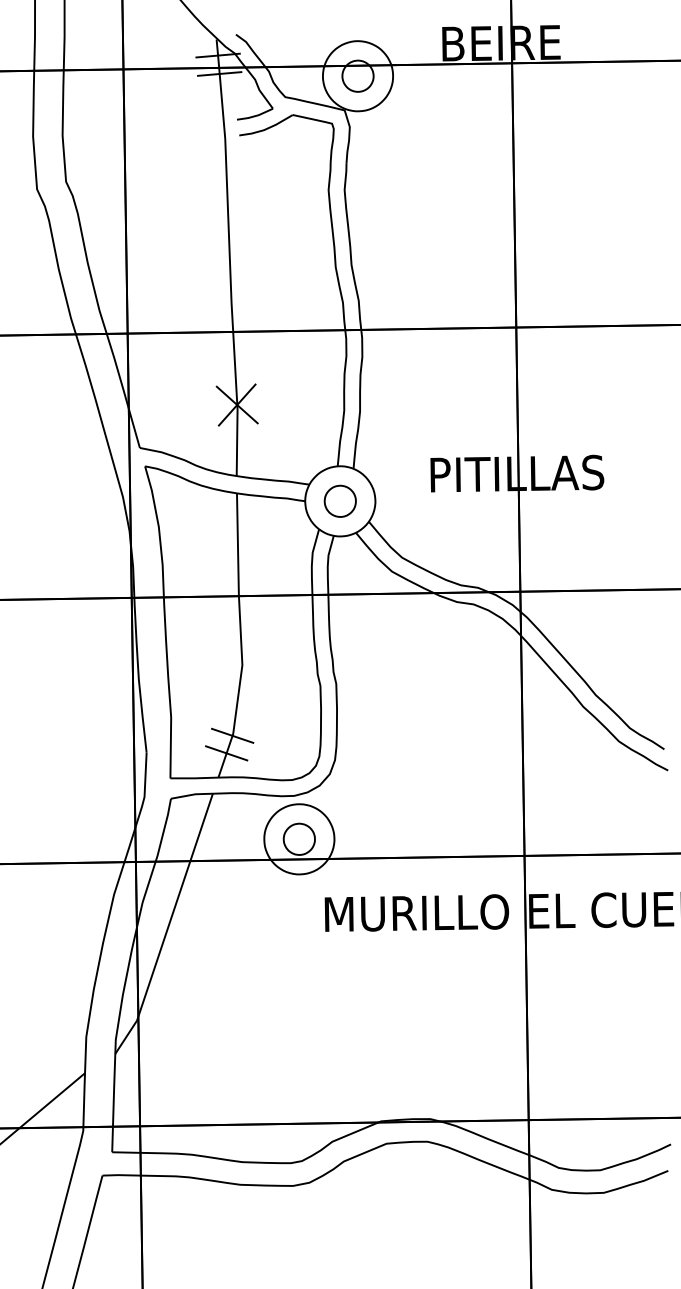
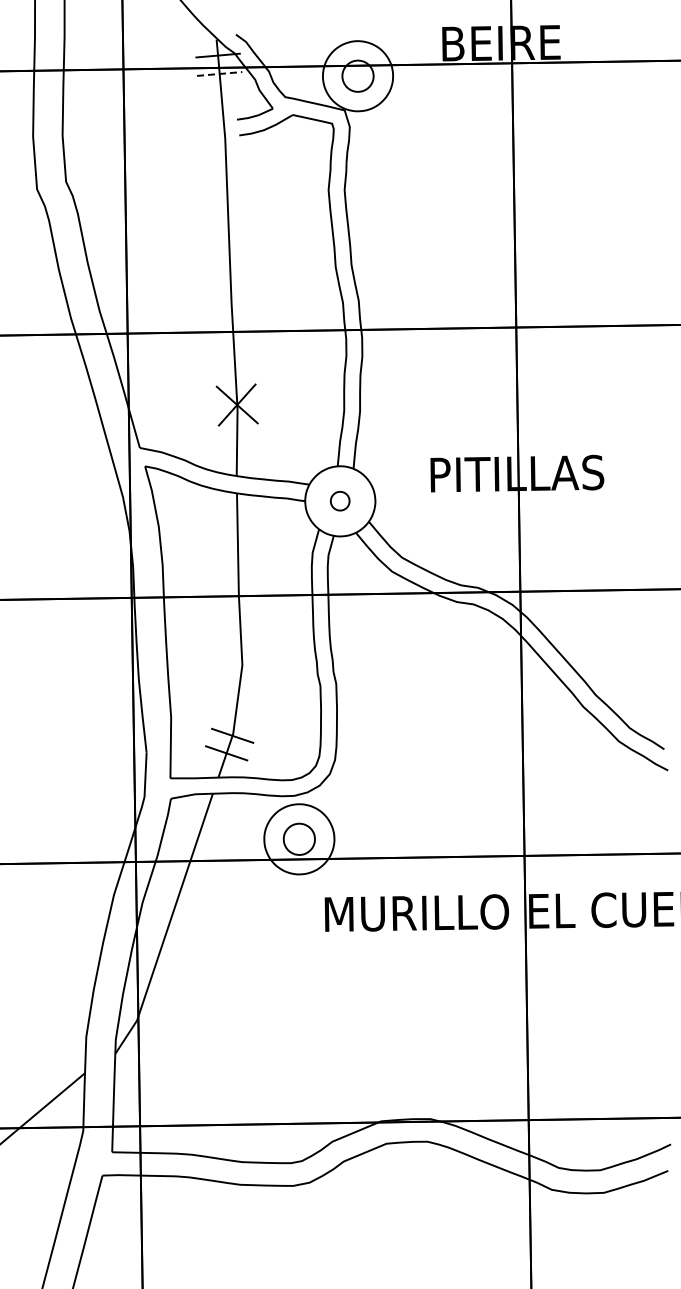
line: solid -> dashed (219, 73)
part size: 34x34 px -> 21x22 px (340, 500)
